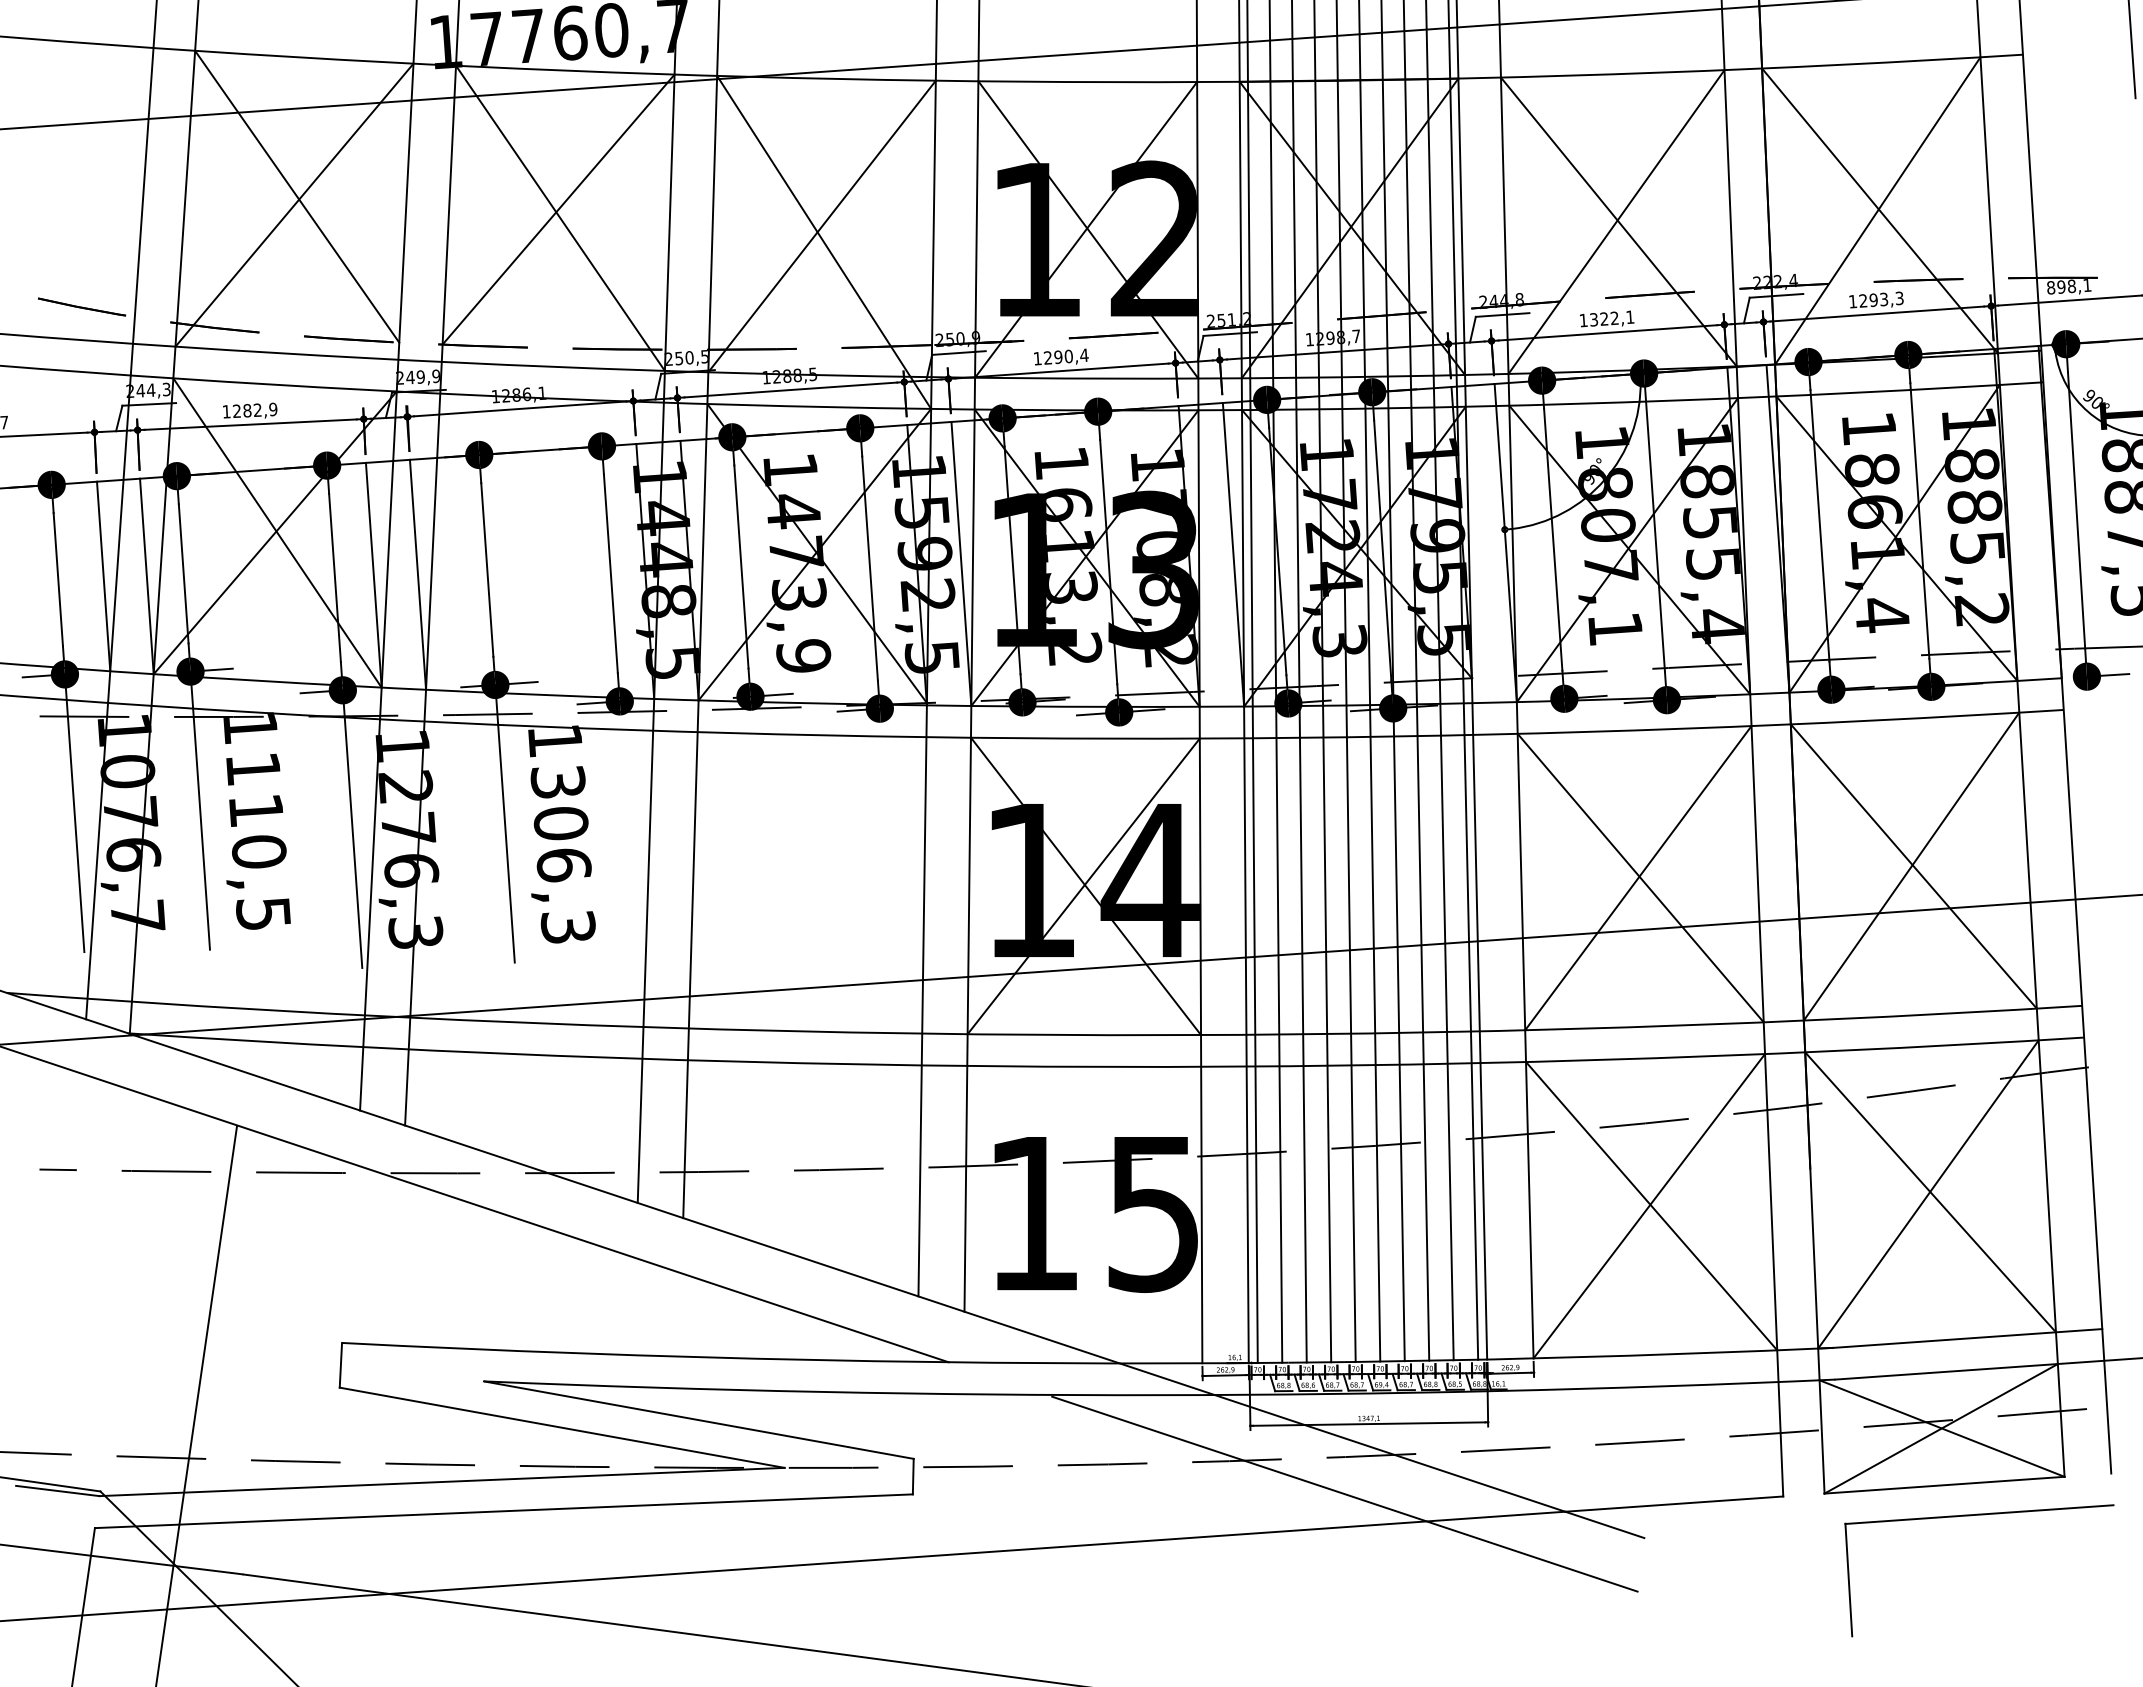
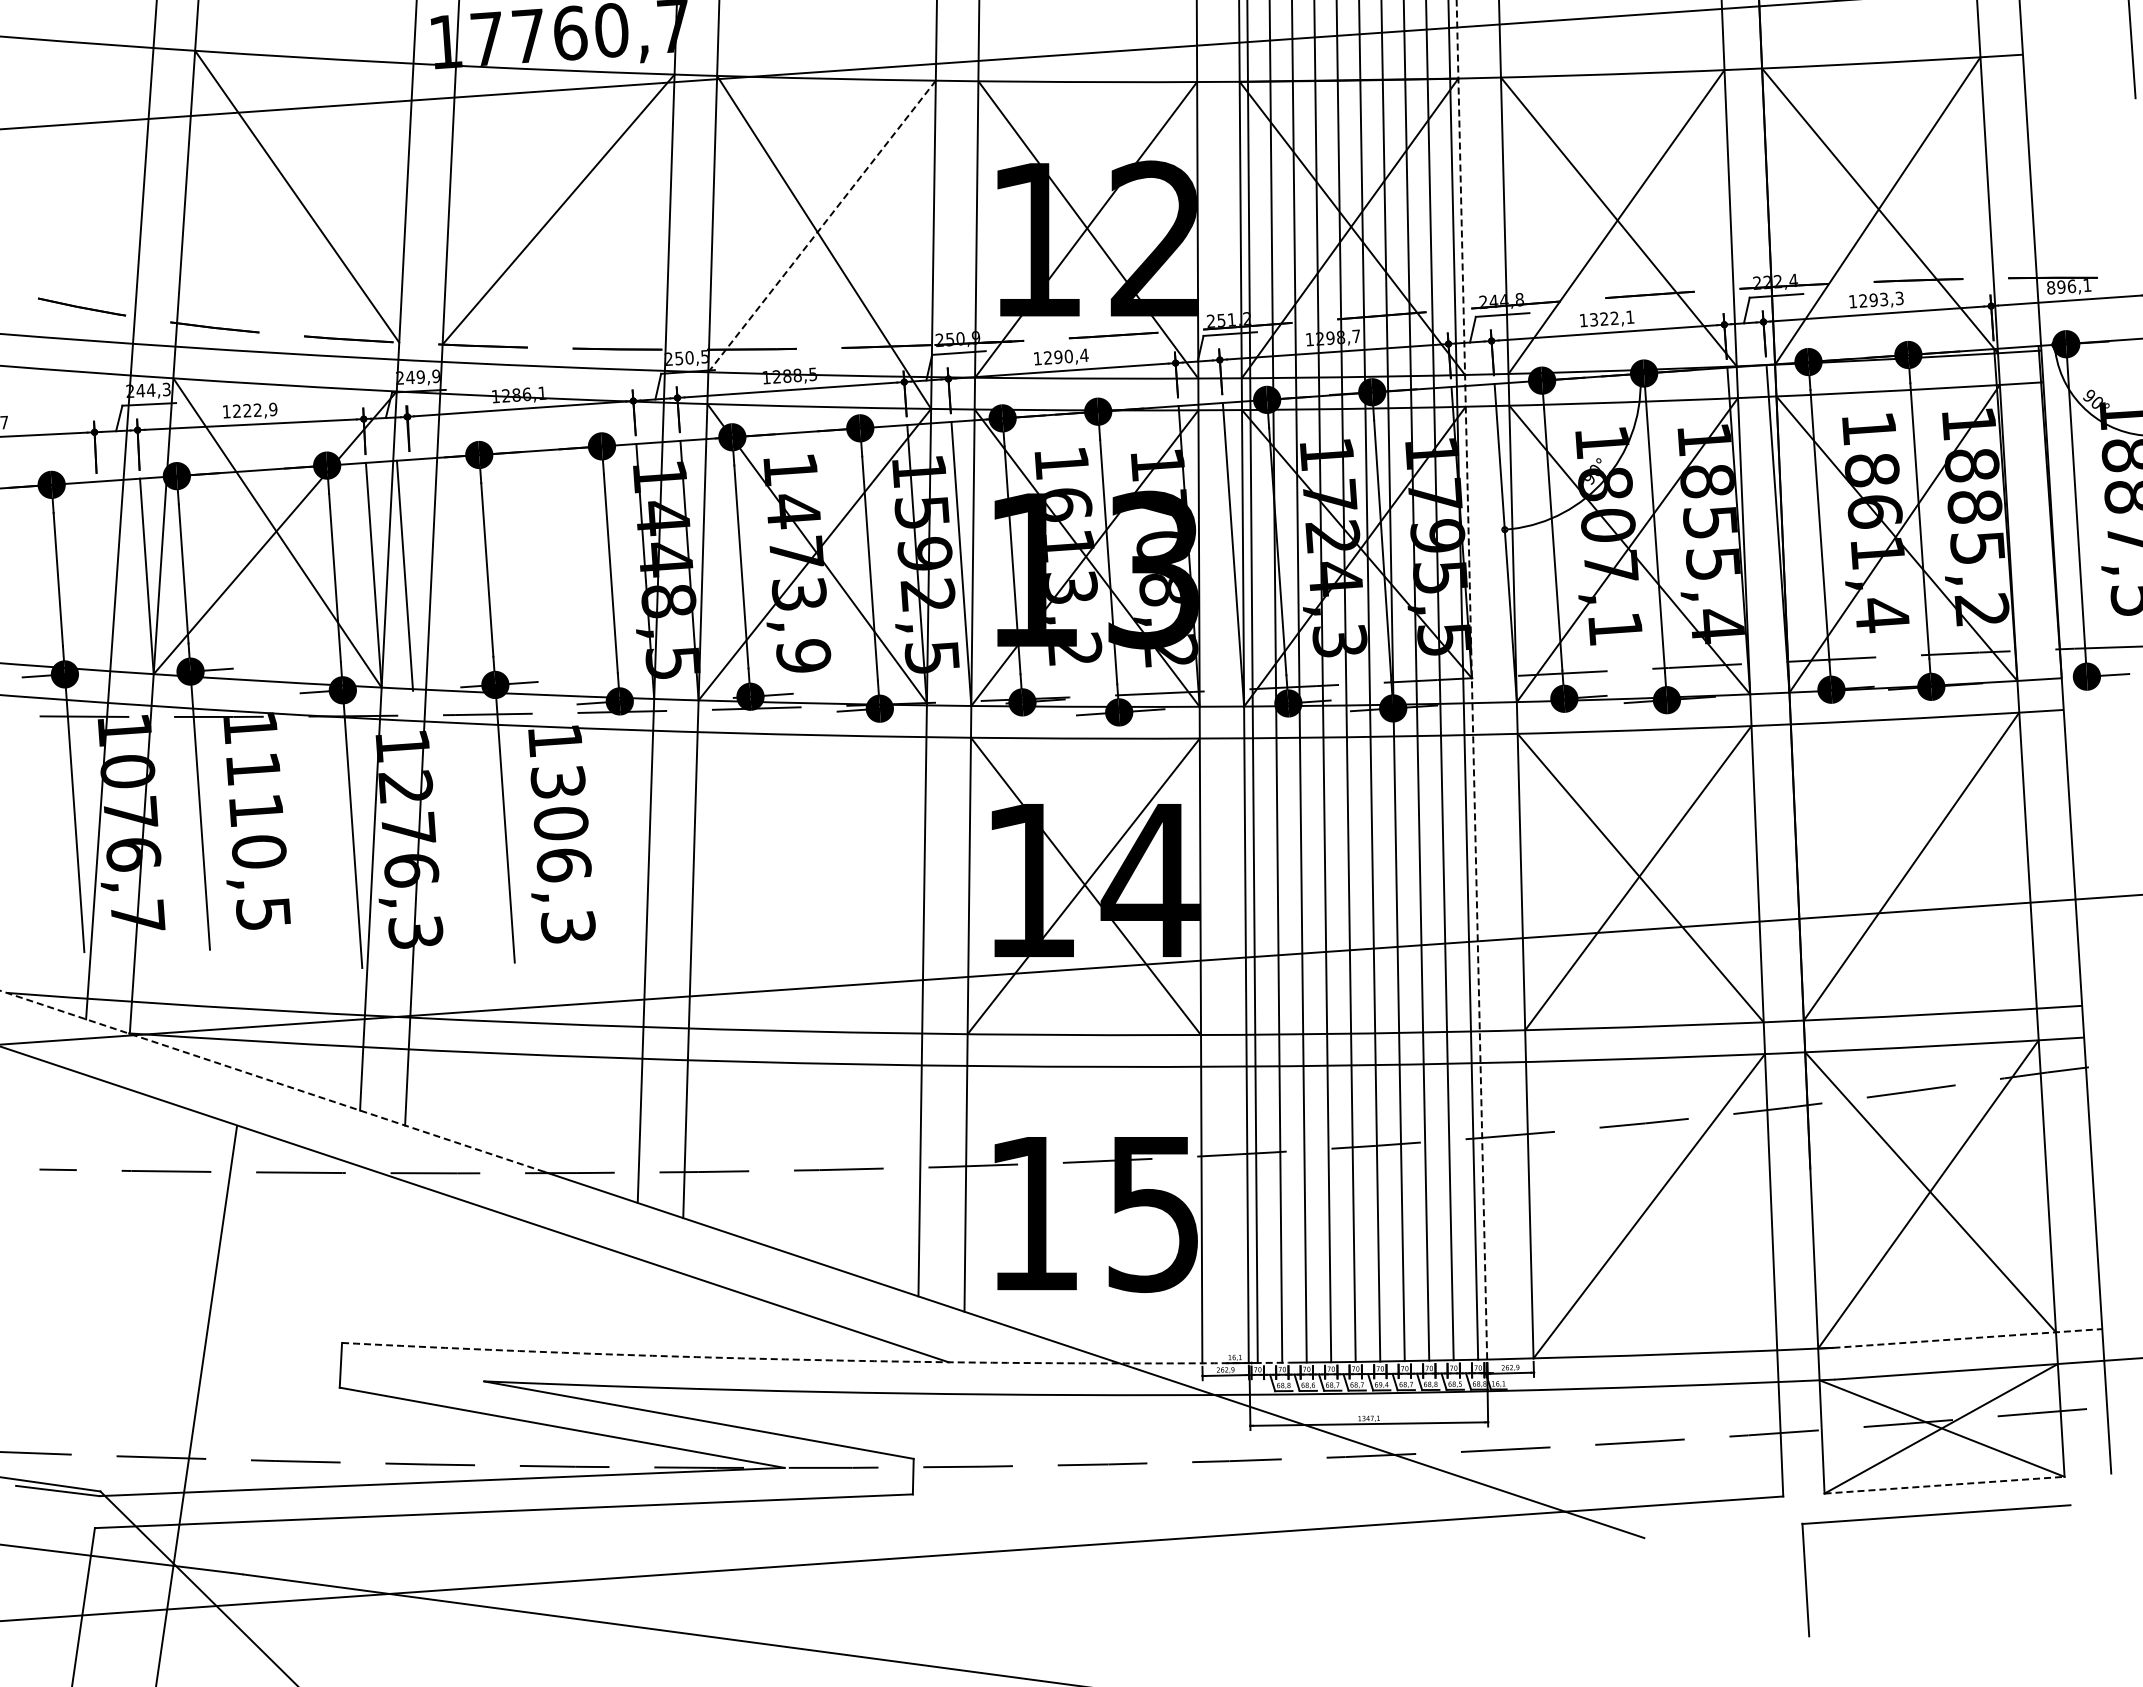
line: present -> none (294, 204)
line: present -> none (560, 217)
line: solid -> dashed (822, 226)
text: 898,1 -> 896,1 (2071, 286)
text: 1282,9 -> 1222,9 (247, 410)
line position: (417, 574) -> (404, 575) (404, 575)
line: present -> none (103, 576)
line: solid -> dashed (1471, 679)
line: present -> none (1913, 866)
line: solid -> dashed (272, 1081)
line: present -> none (1651, 1206)
line: solid -> dashed (1967, 1338)
arc: solid -> dashed (815, 1360)
line: solid -> dashed (1945, 1485)
line: present -> none (1344, 1493)
part position: (1971, 1516) -> (1928, 1516) (1928, 1516)
